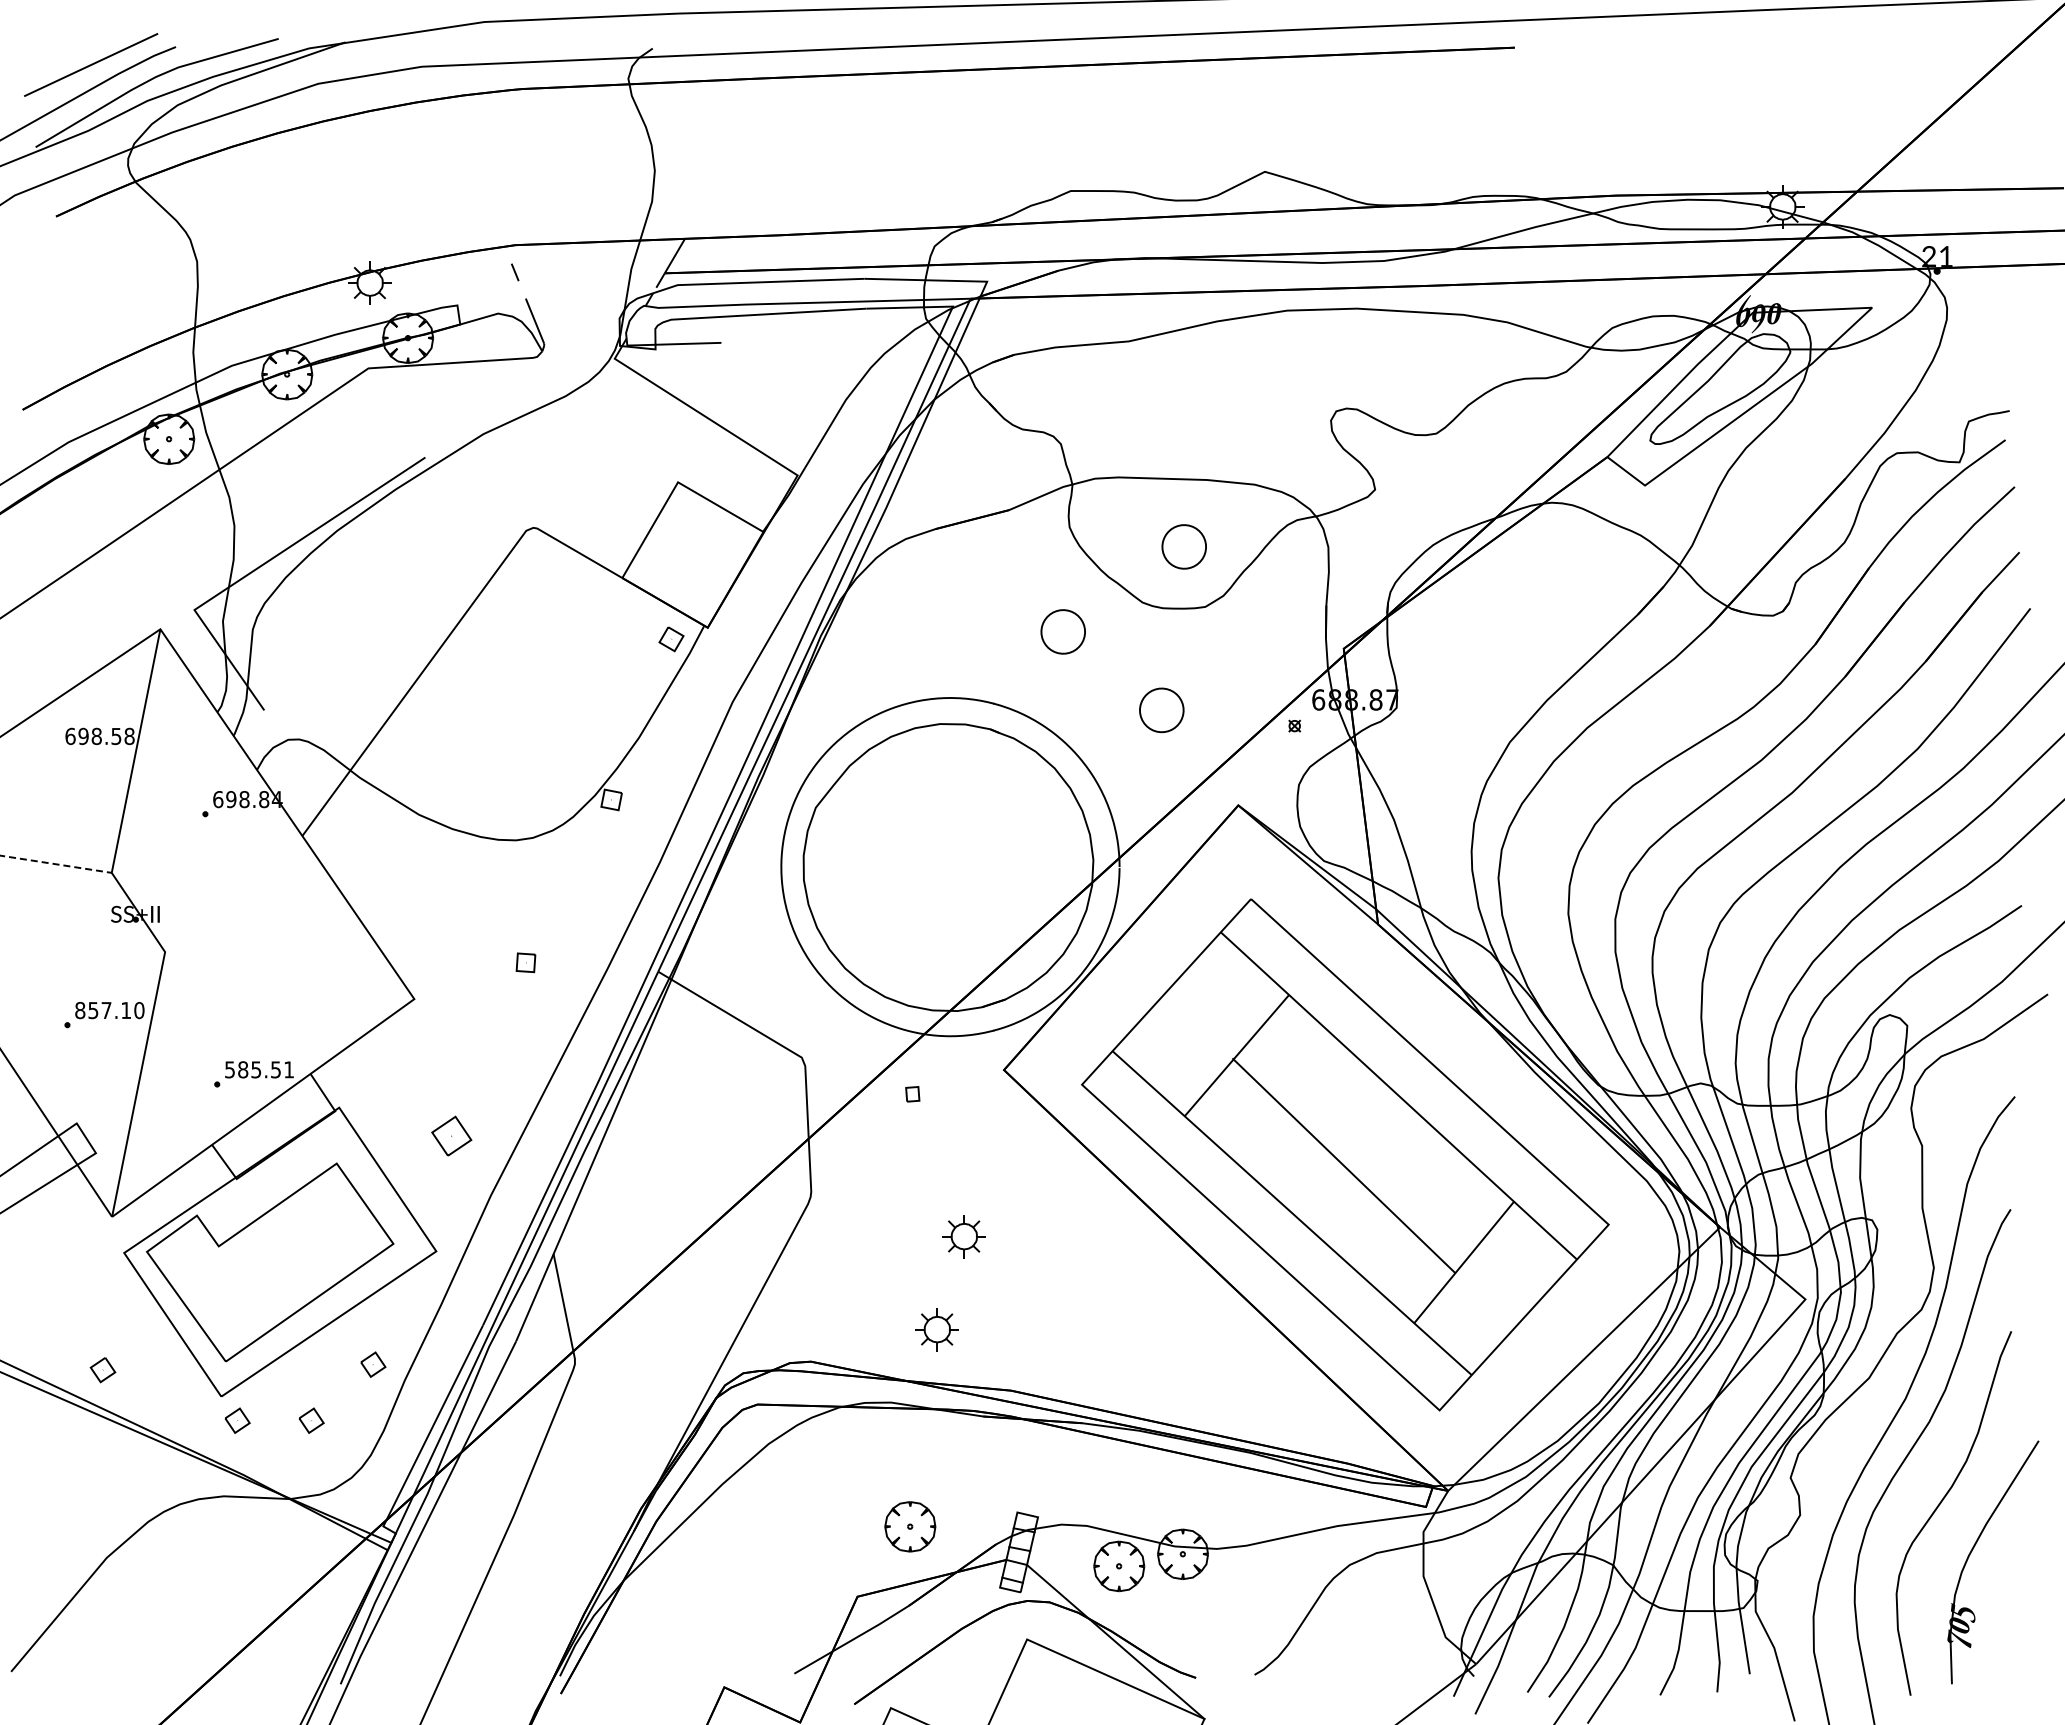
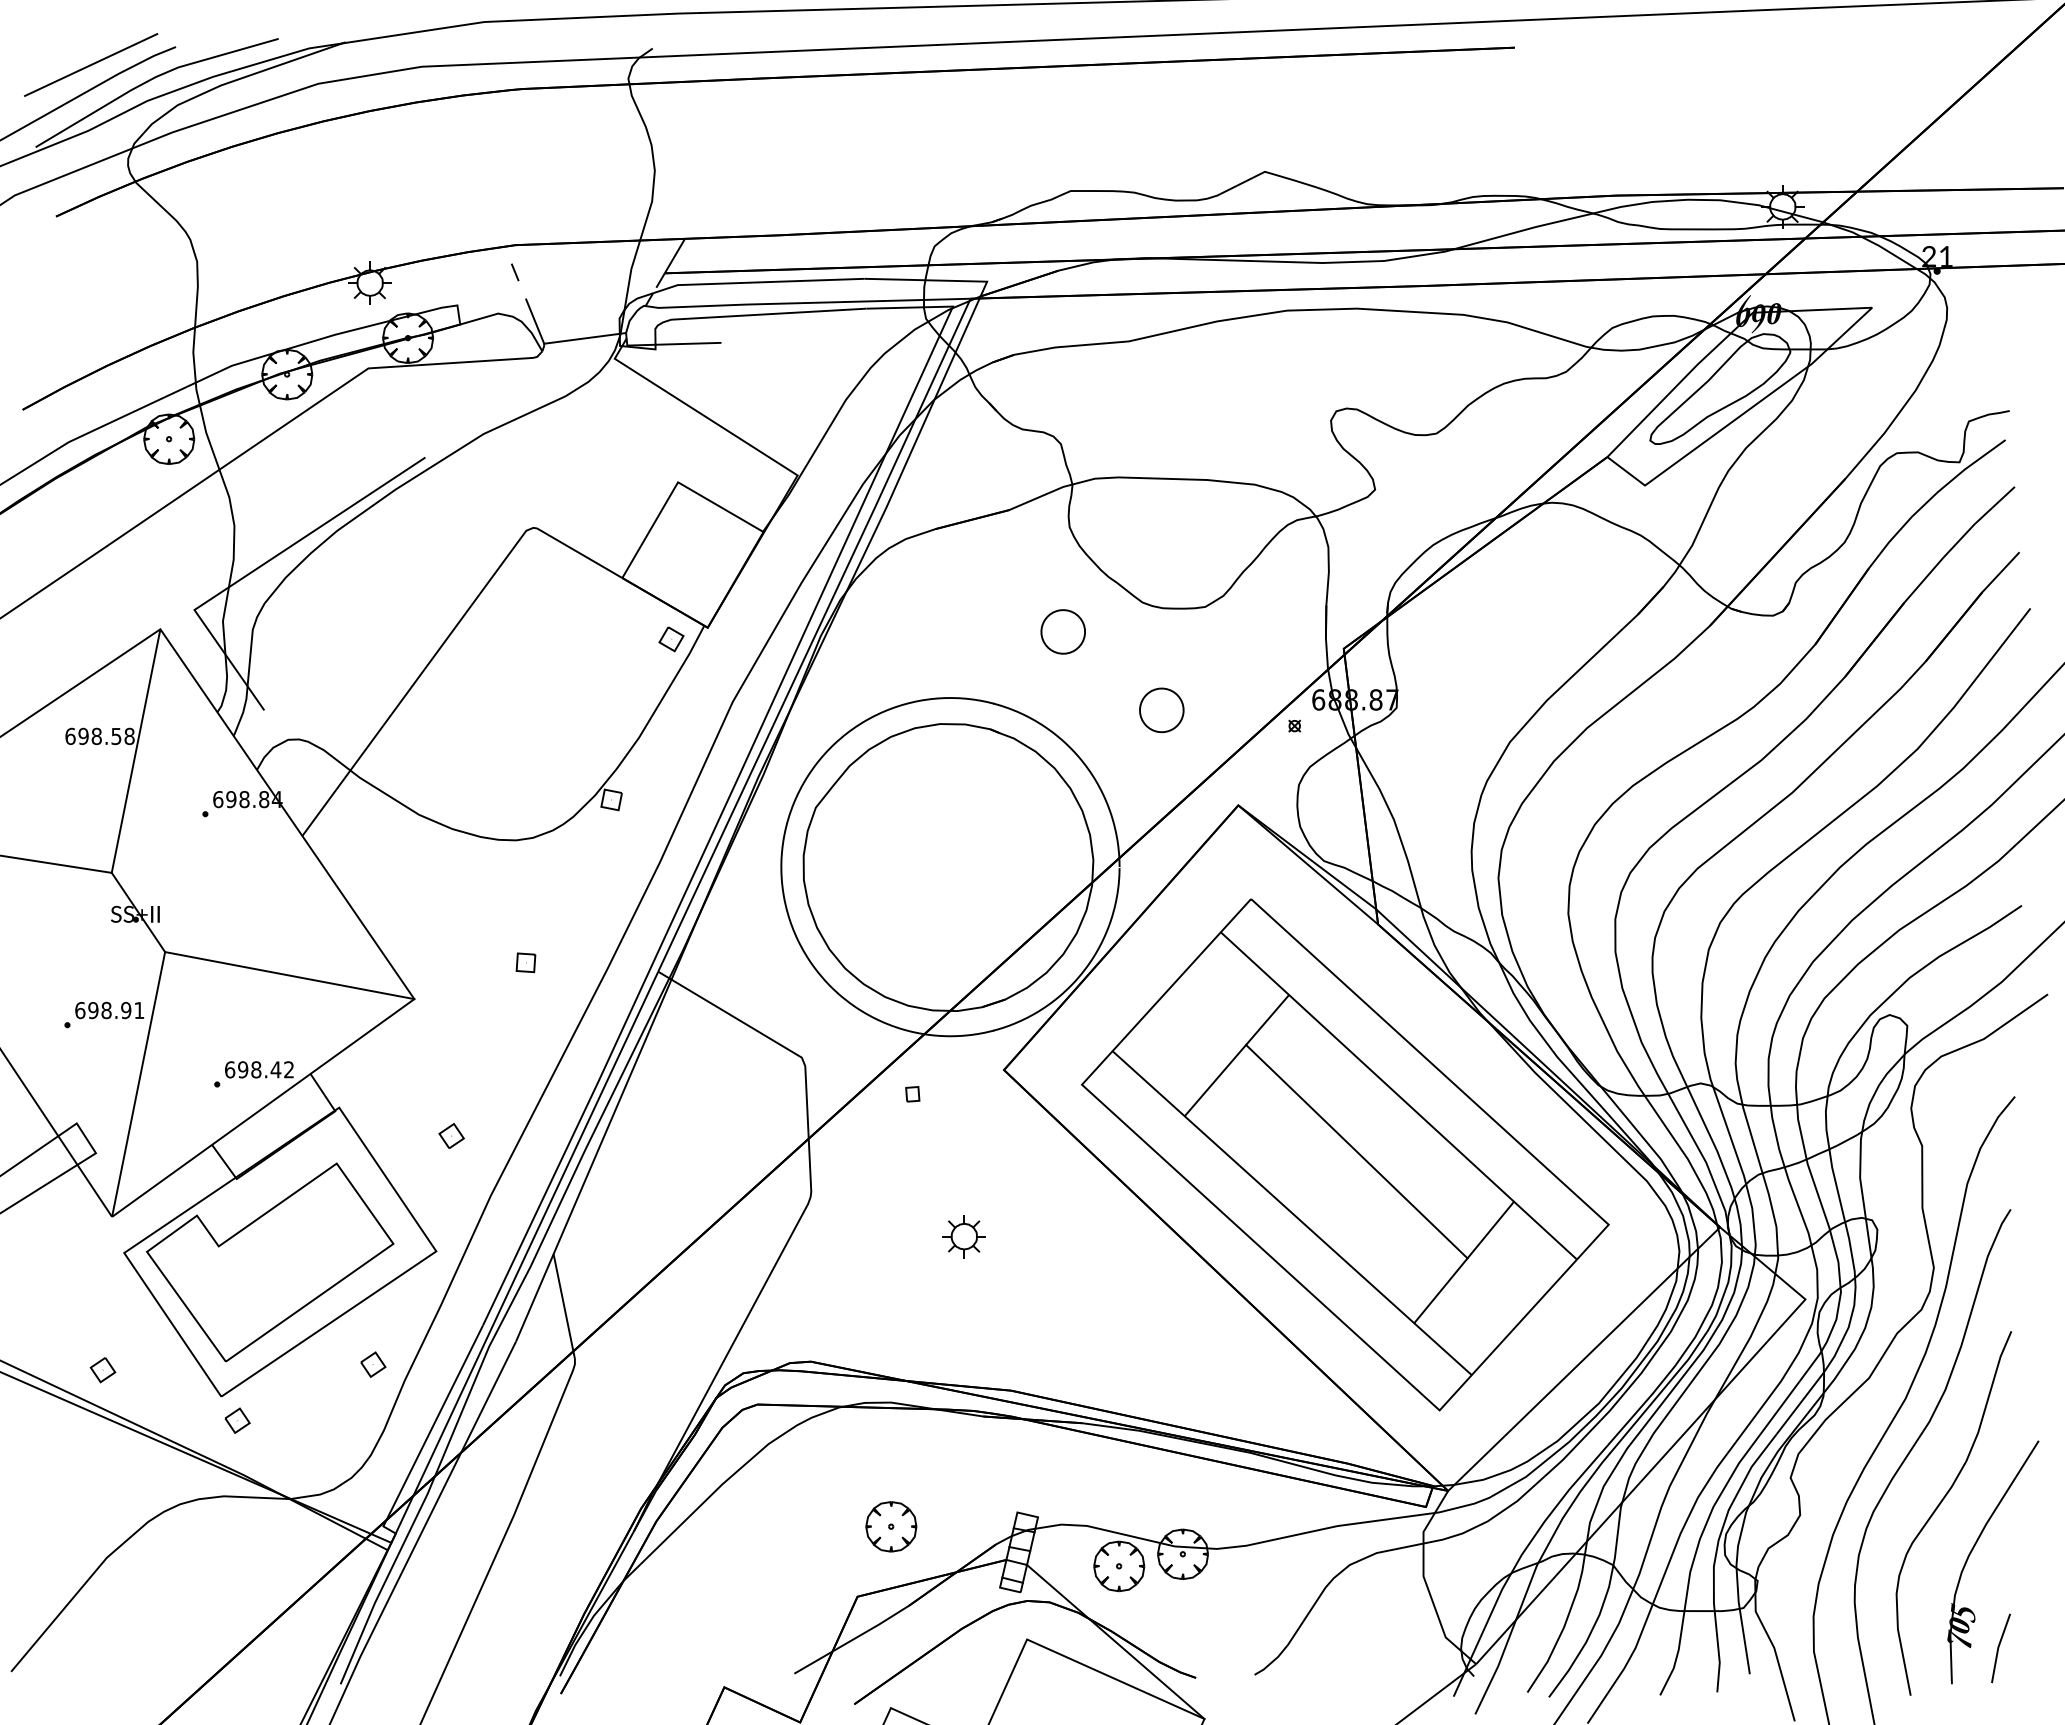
line: none -> present (585, 338)
part: present -> none (1183, 546)
line: dashed -> solid (56, 864)
line: none -> present (289, 975)
text: 857.10 -> 698.91 (109, 1010)
text: 585.51 -> 698.42 (259, 1069)
part size: 42x42 px -> 27x26 px (451, 1135)
line position: (1343, 1165) -> (1356, 1151) (1356, 1151)
part: present -> none (936, 1329)
part: present -> none (311, 1420)
part position: (910, 1526) -> (891, 1526) (891, 1526)
line: none -> present (1999, 1647)
